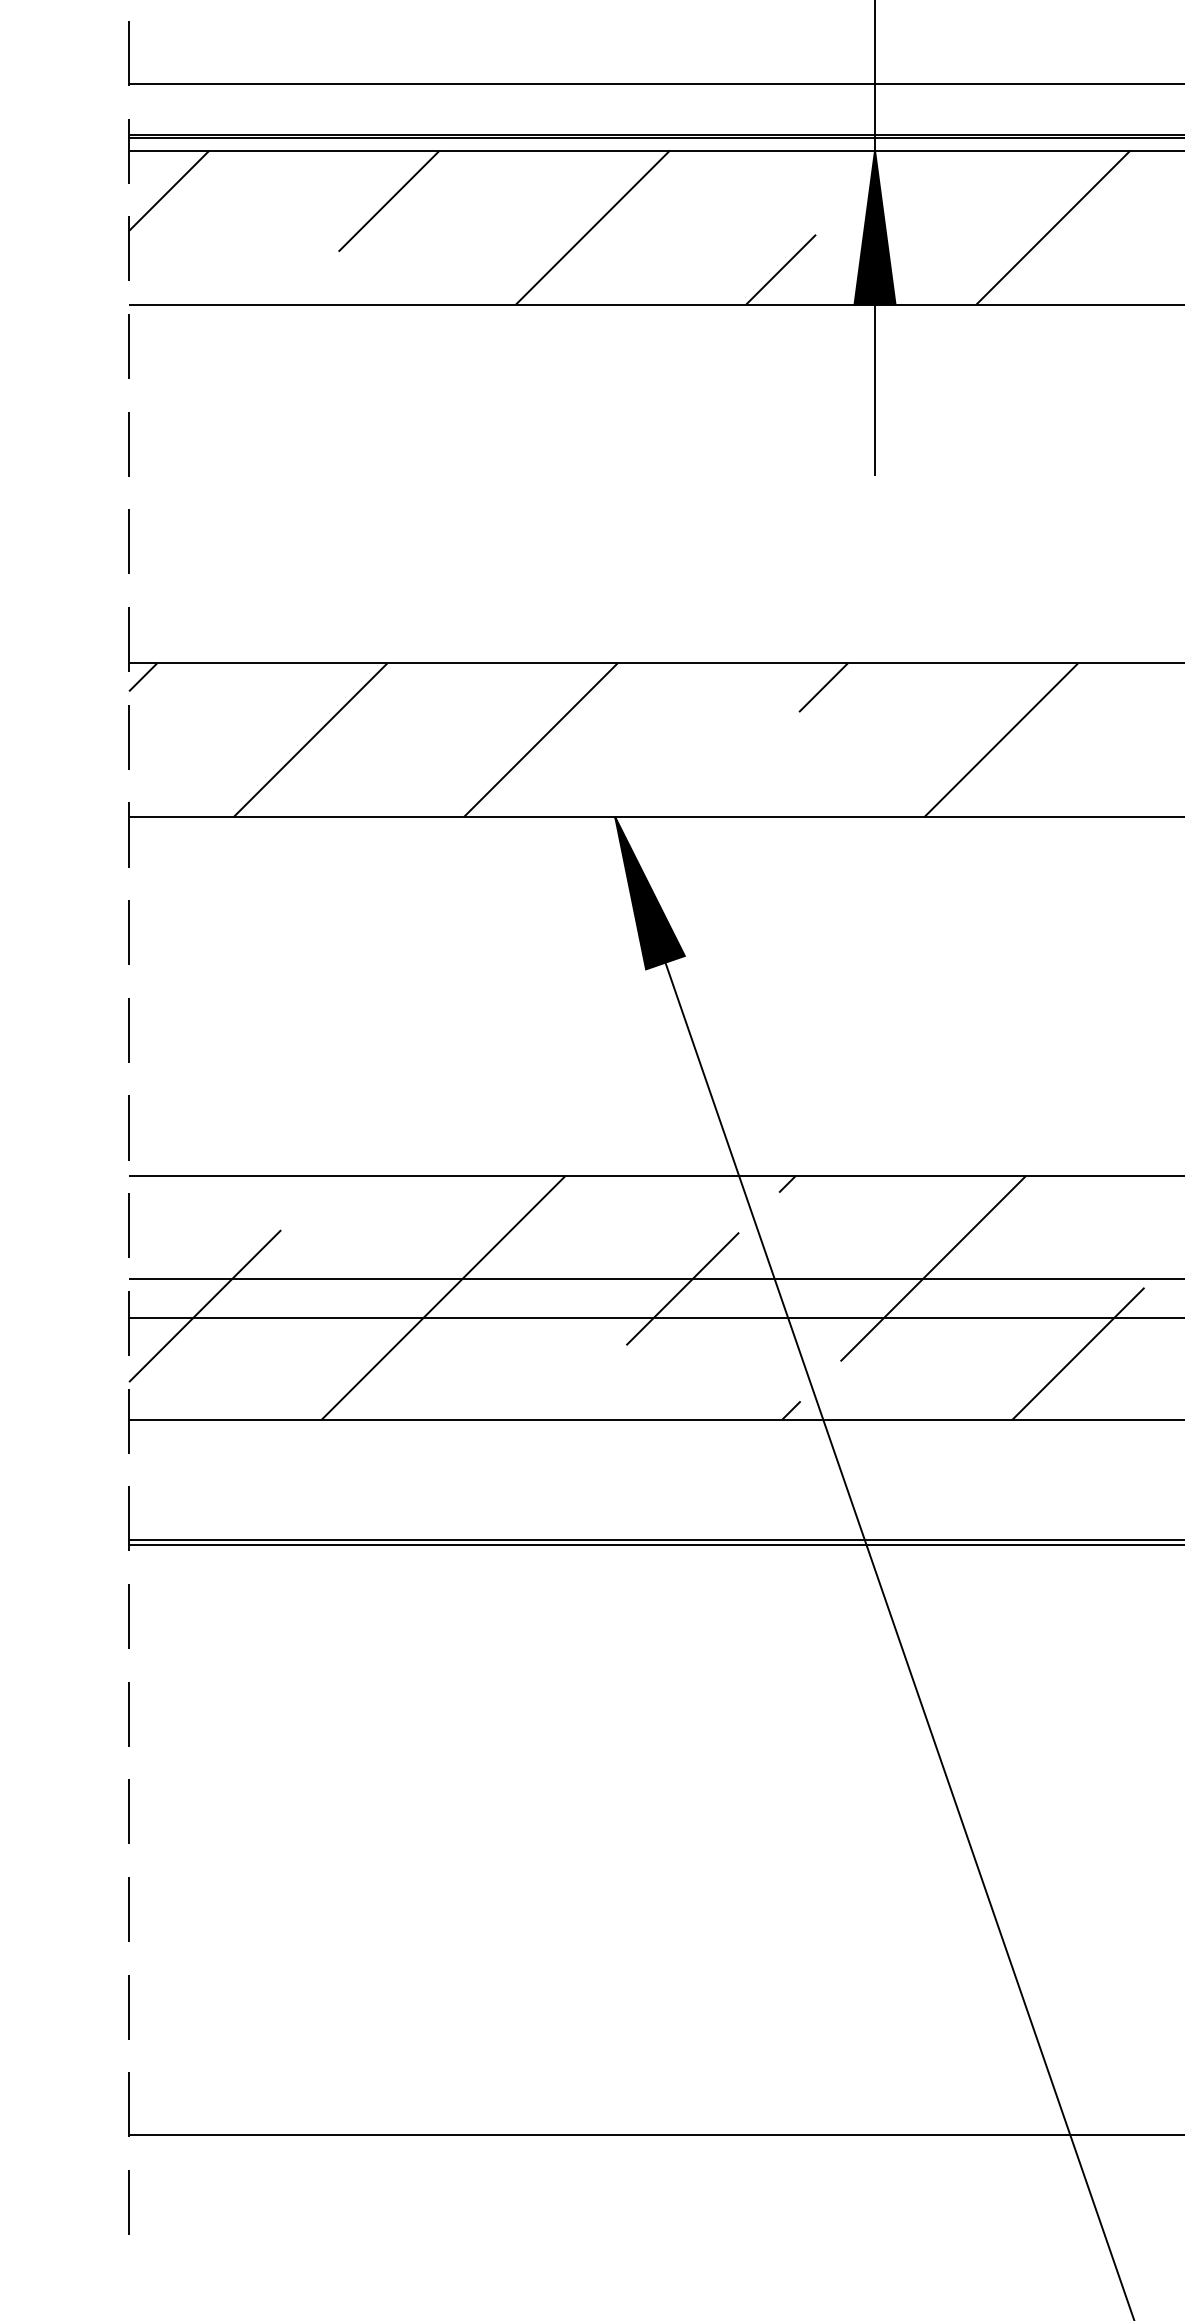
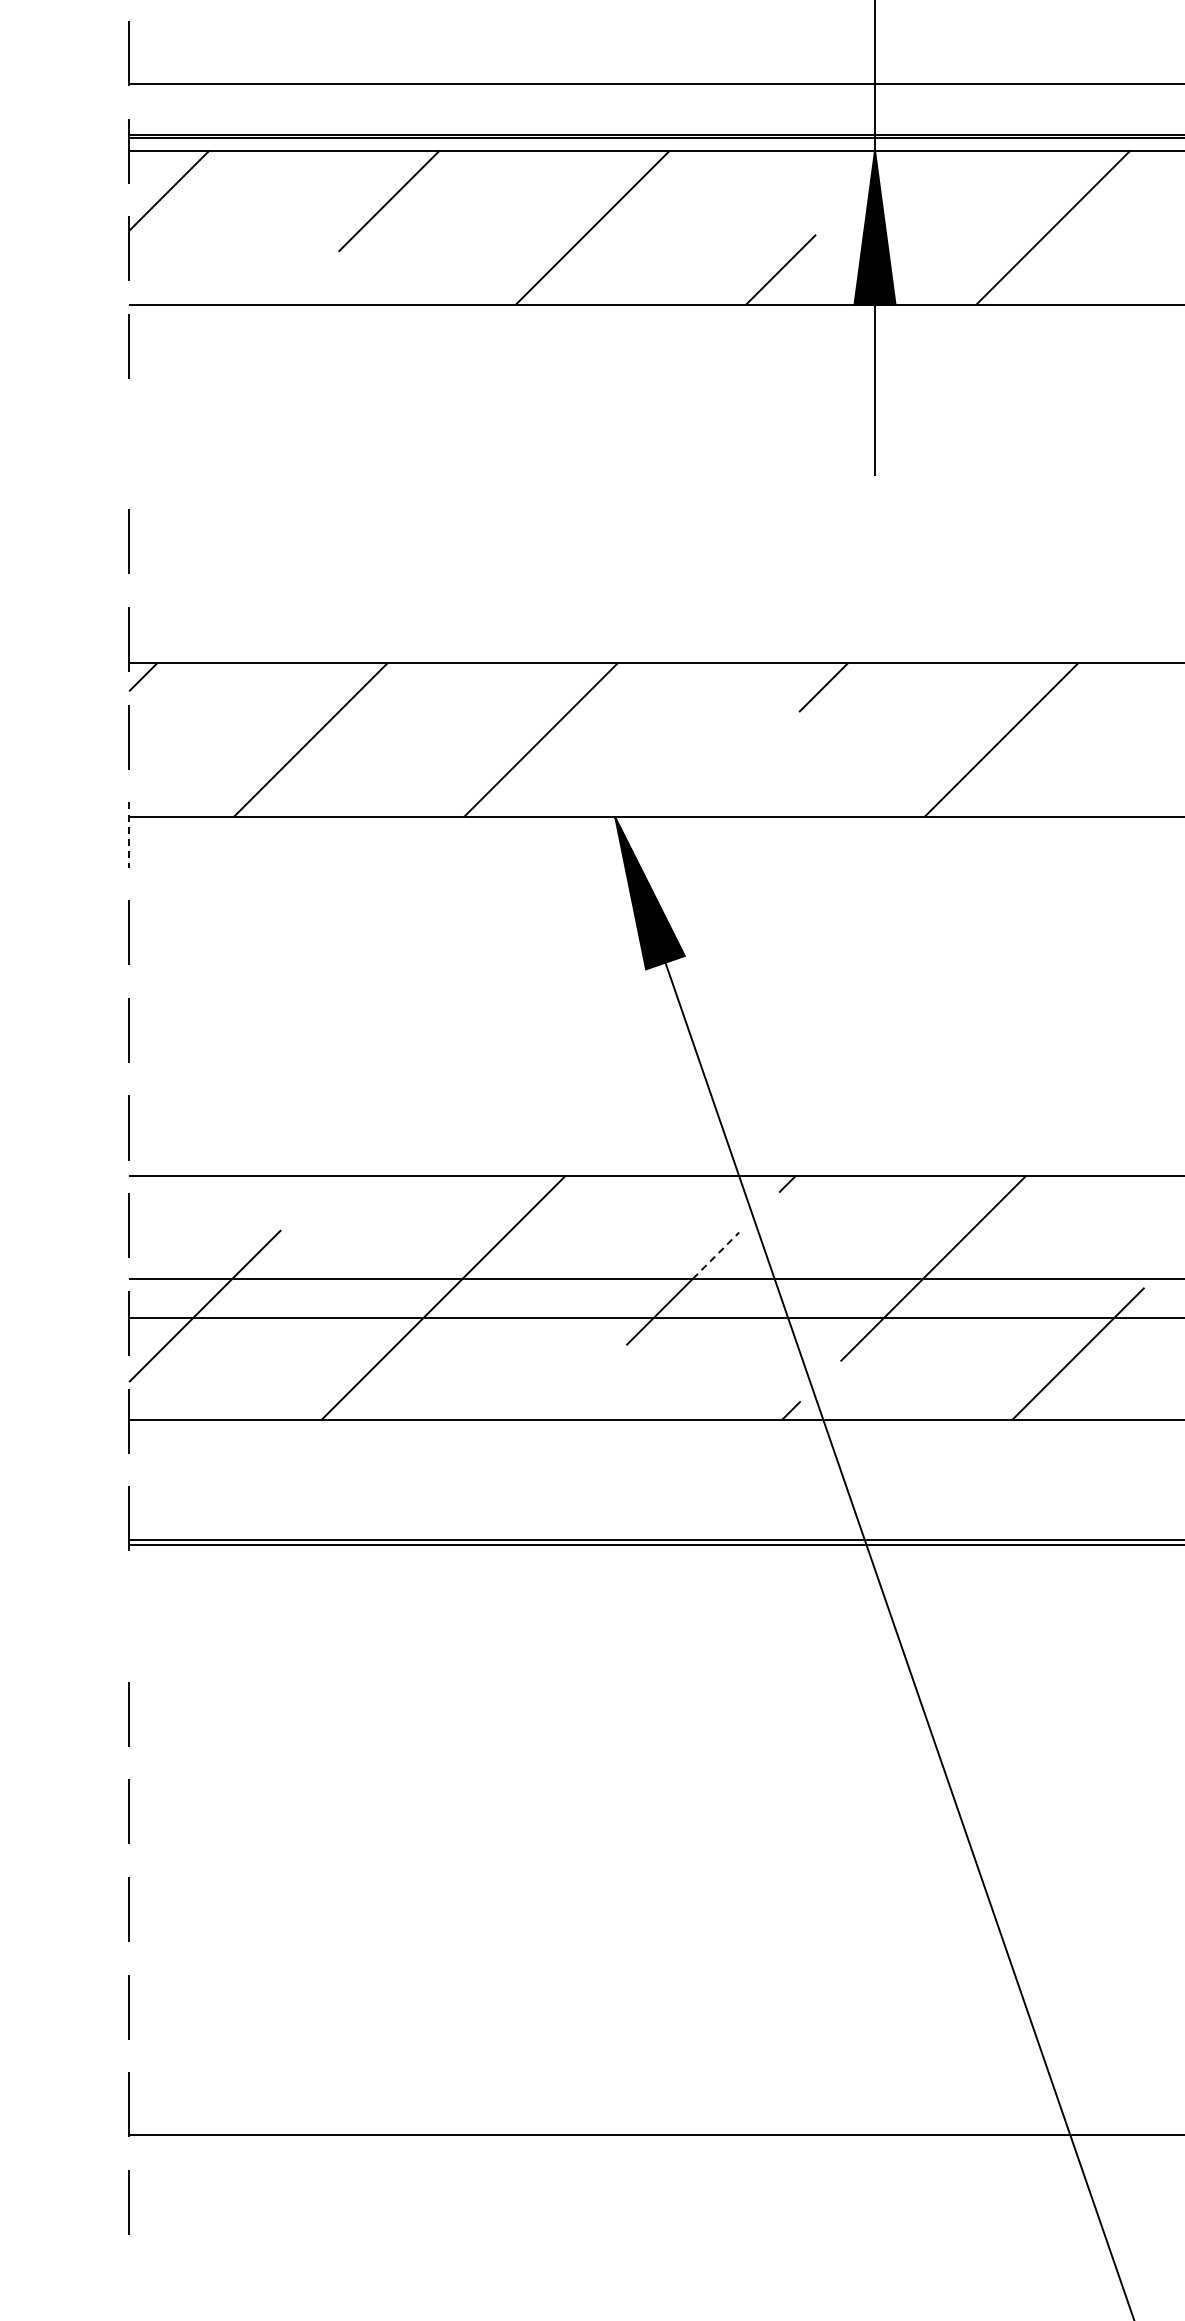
line: present -> none (128, 444)
line: solid -> dashed (129, 834)
line: solid -> dashed (716, 1255)
line: present -> none (128, 1616)
